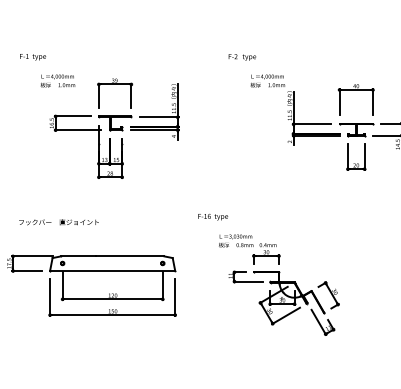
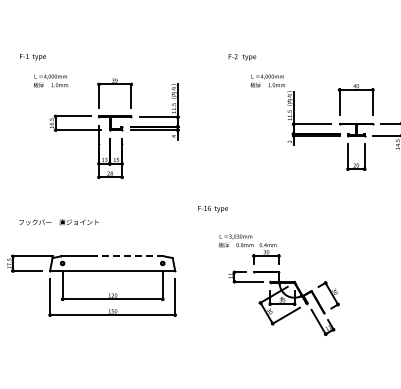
text position: (57, 80) -> (50, 80) (50, 80)
text position: (213, 217) -> (213, 209) (213, 209)
line: solid -> dashed (129, 256)
